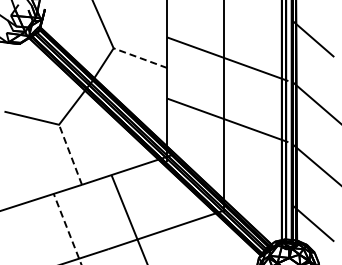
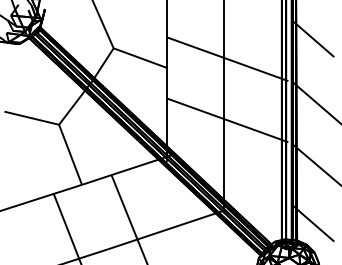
line: dashed -> solid (139, 58)
line: dashed -> solid (70, 154)
line: dashed -> solid (67, 228)
